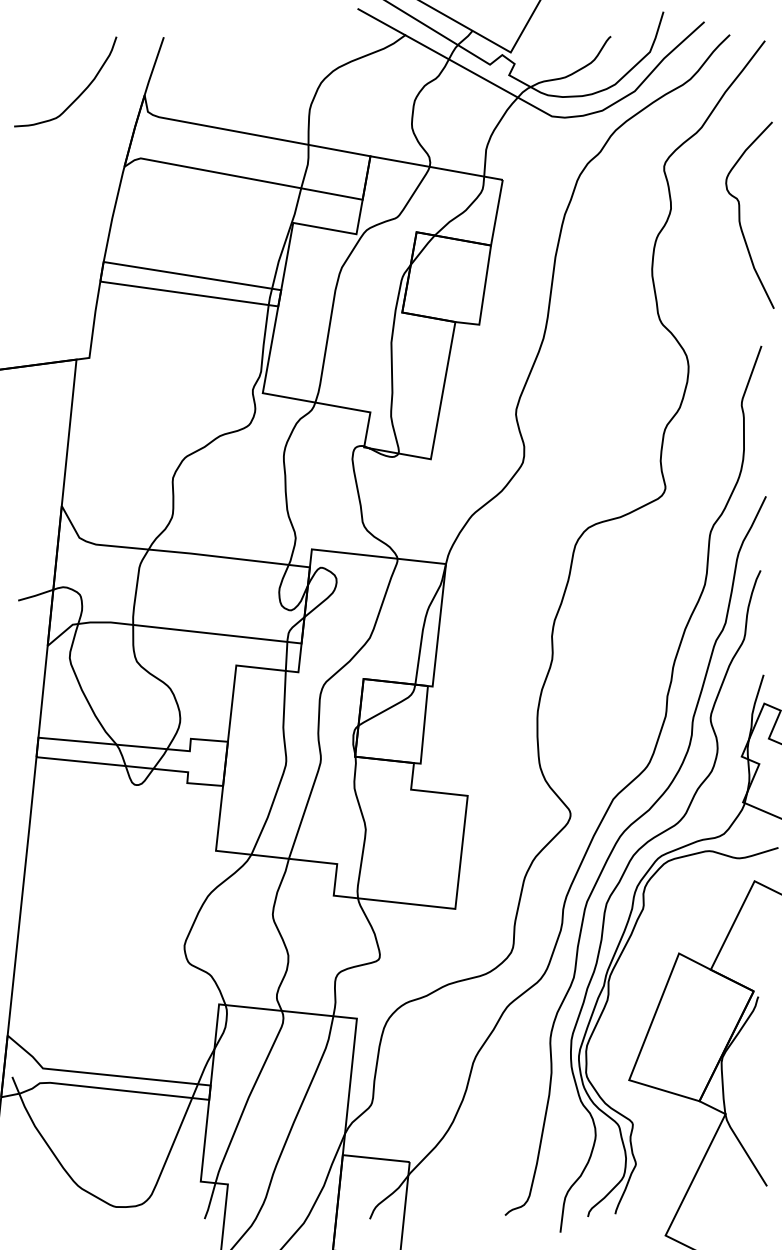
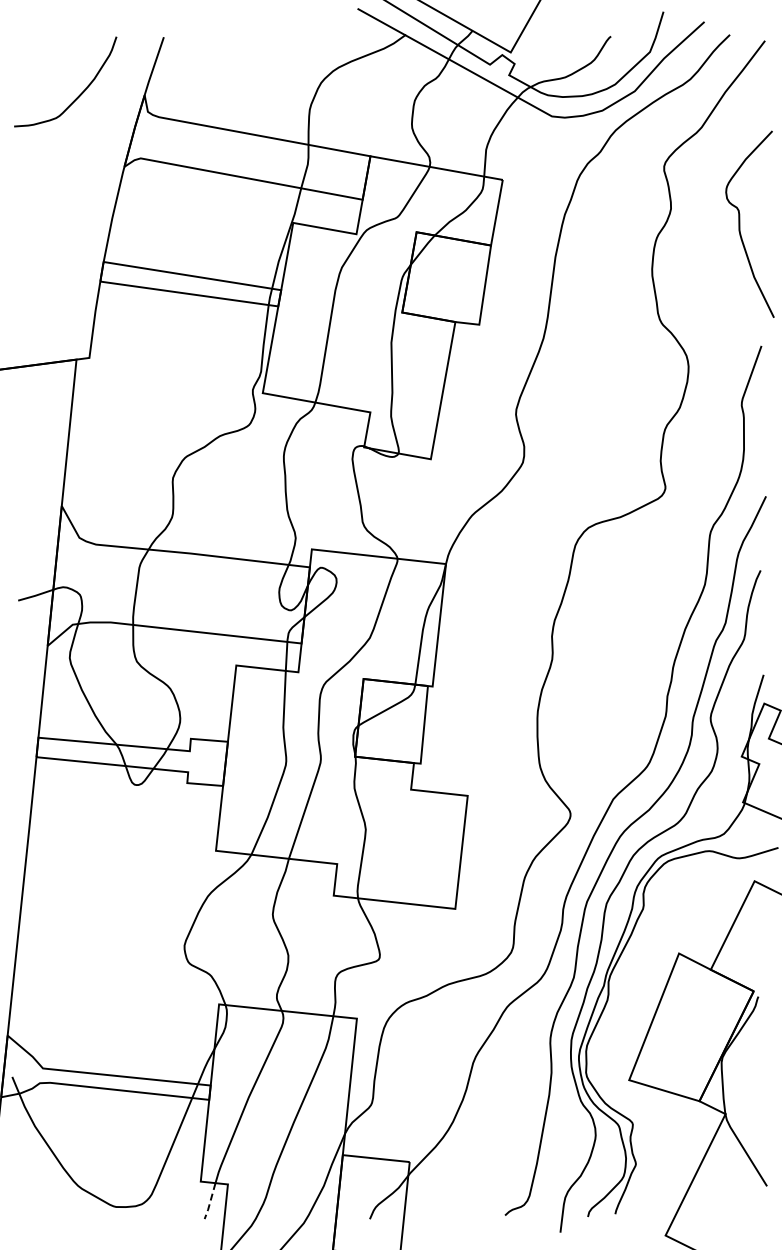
curve position: (740, 214) -> (740, 223) (740, 223)
line: solid -> dashed (210, 1202)
